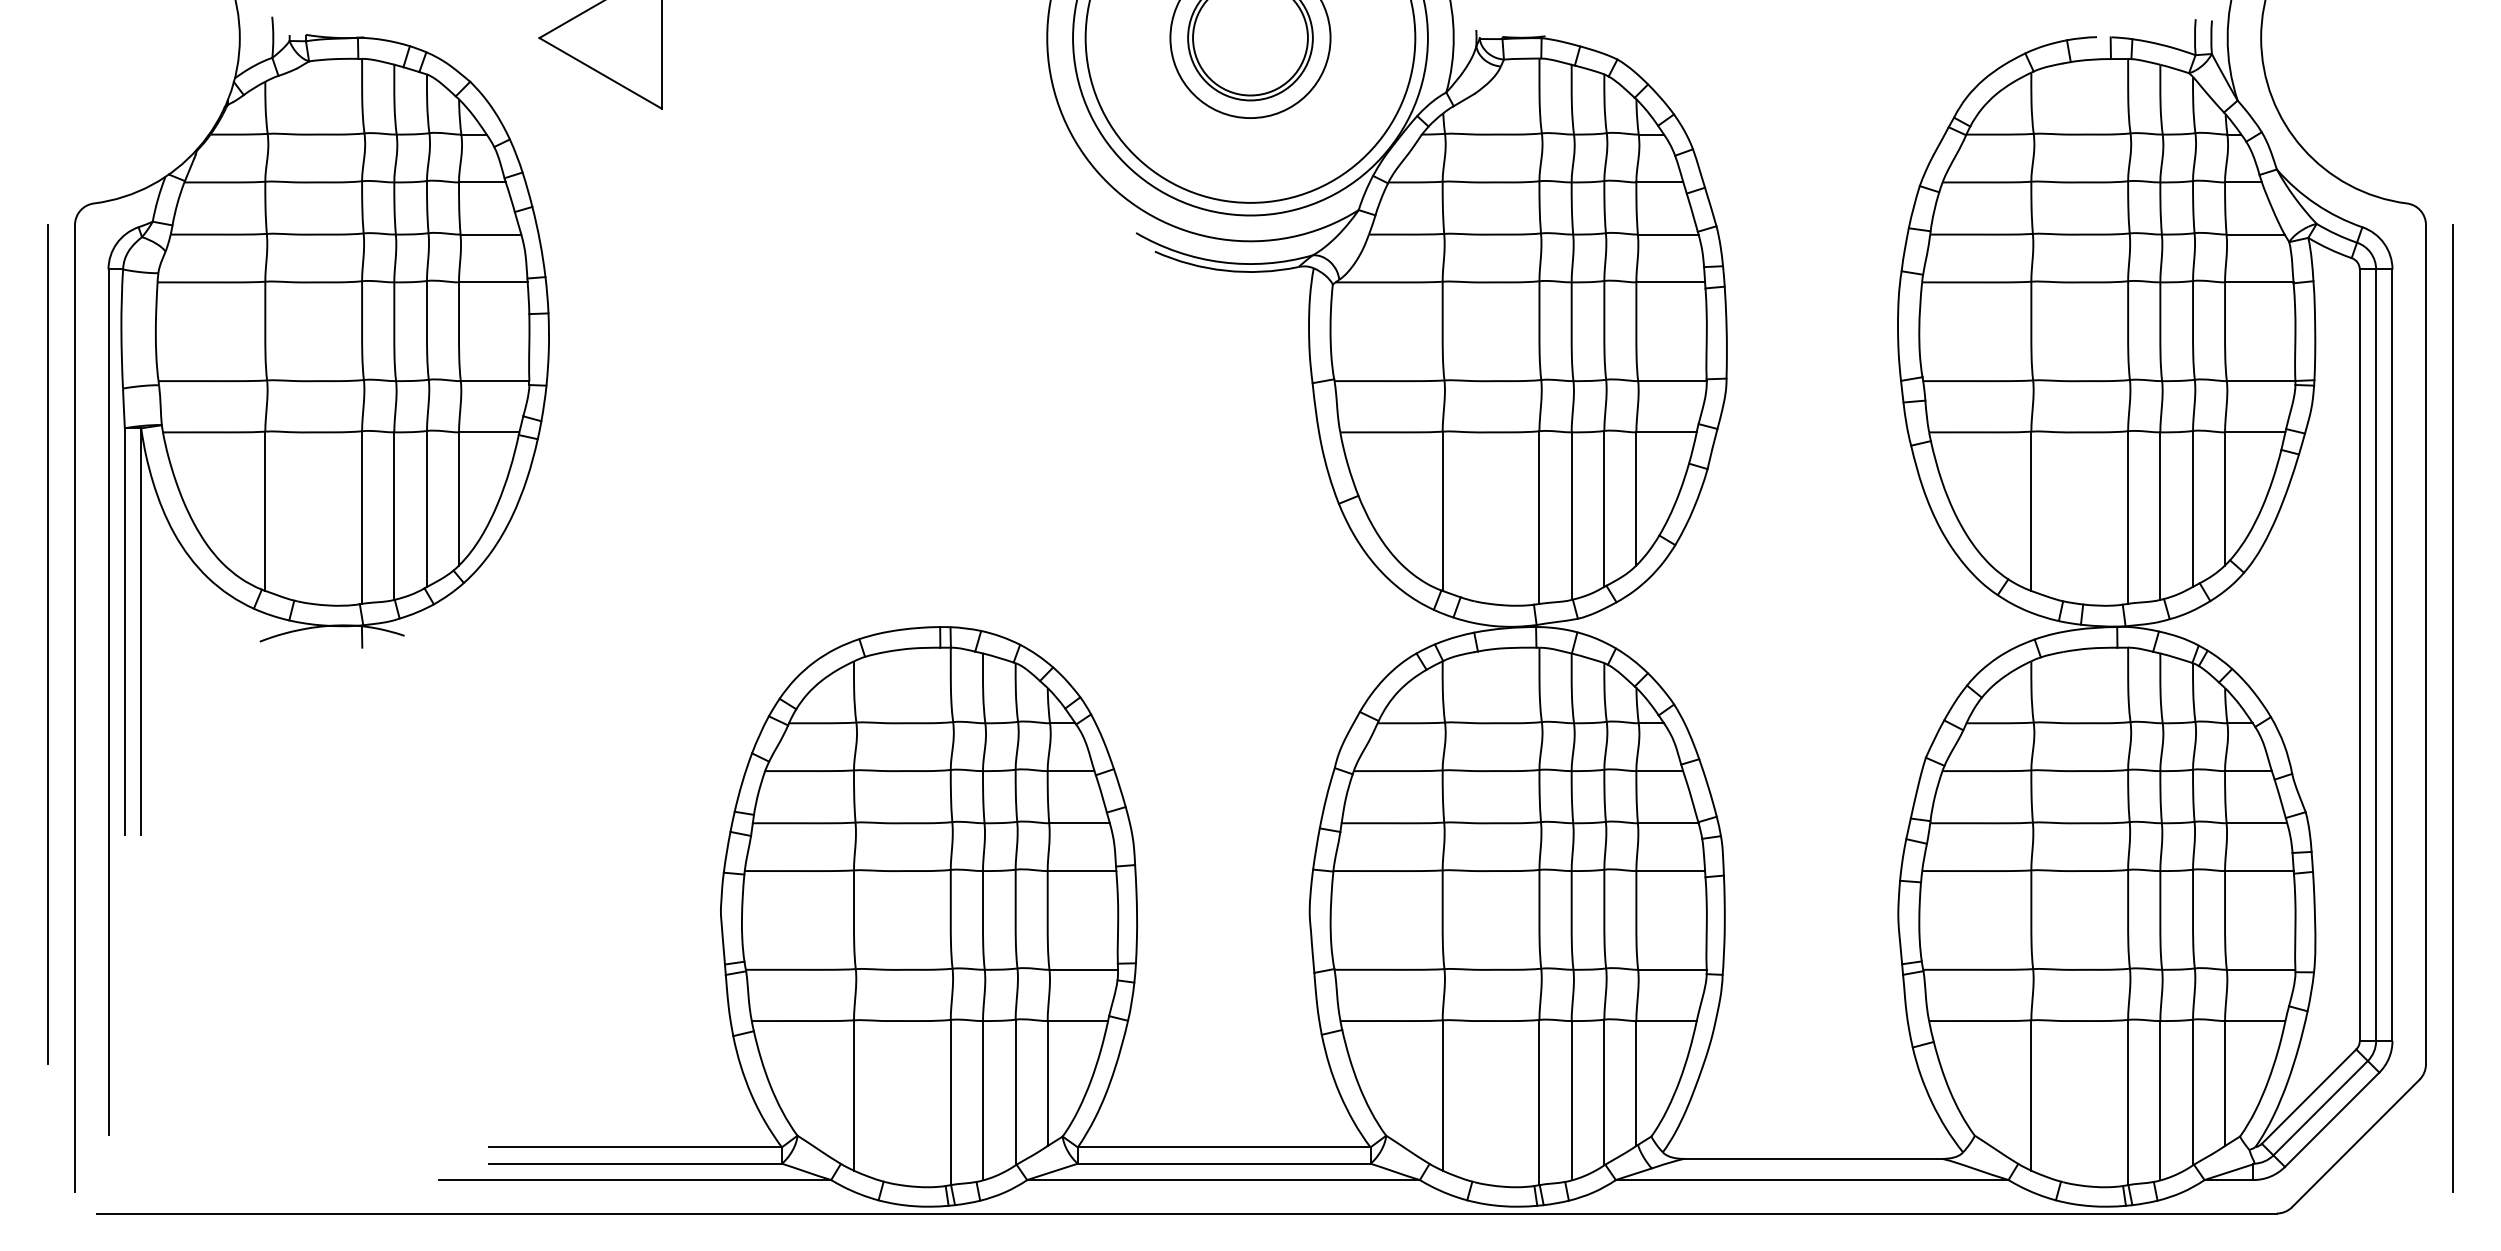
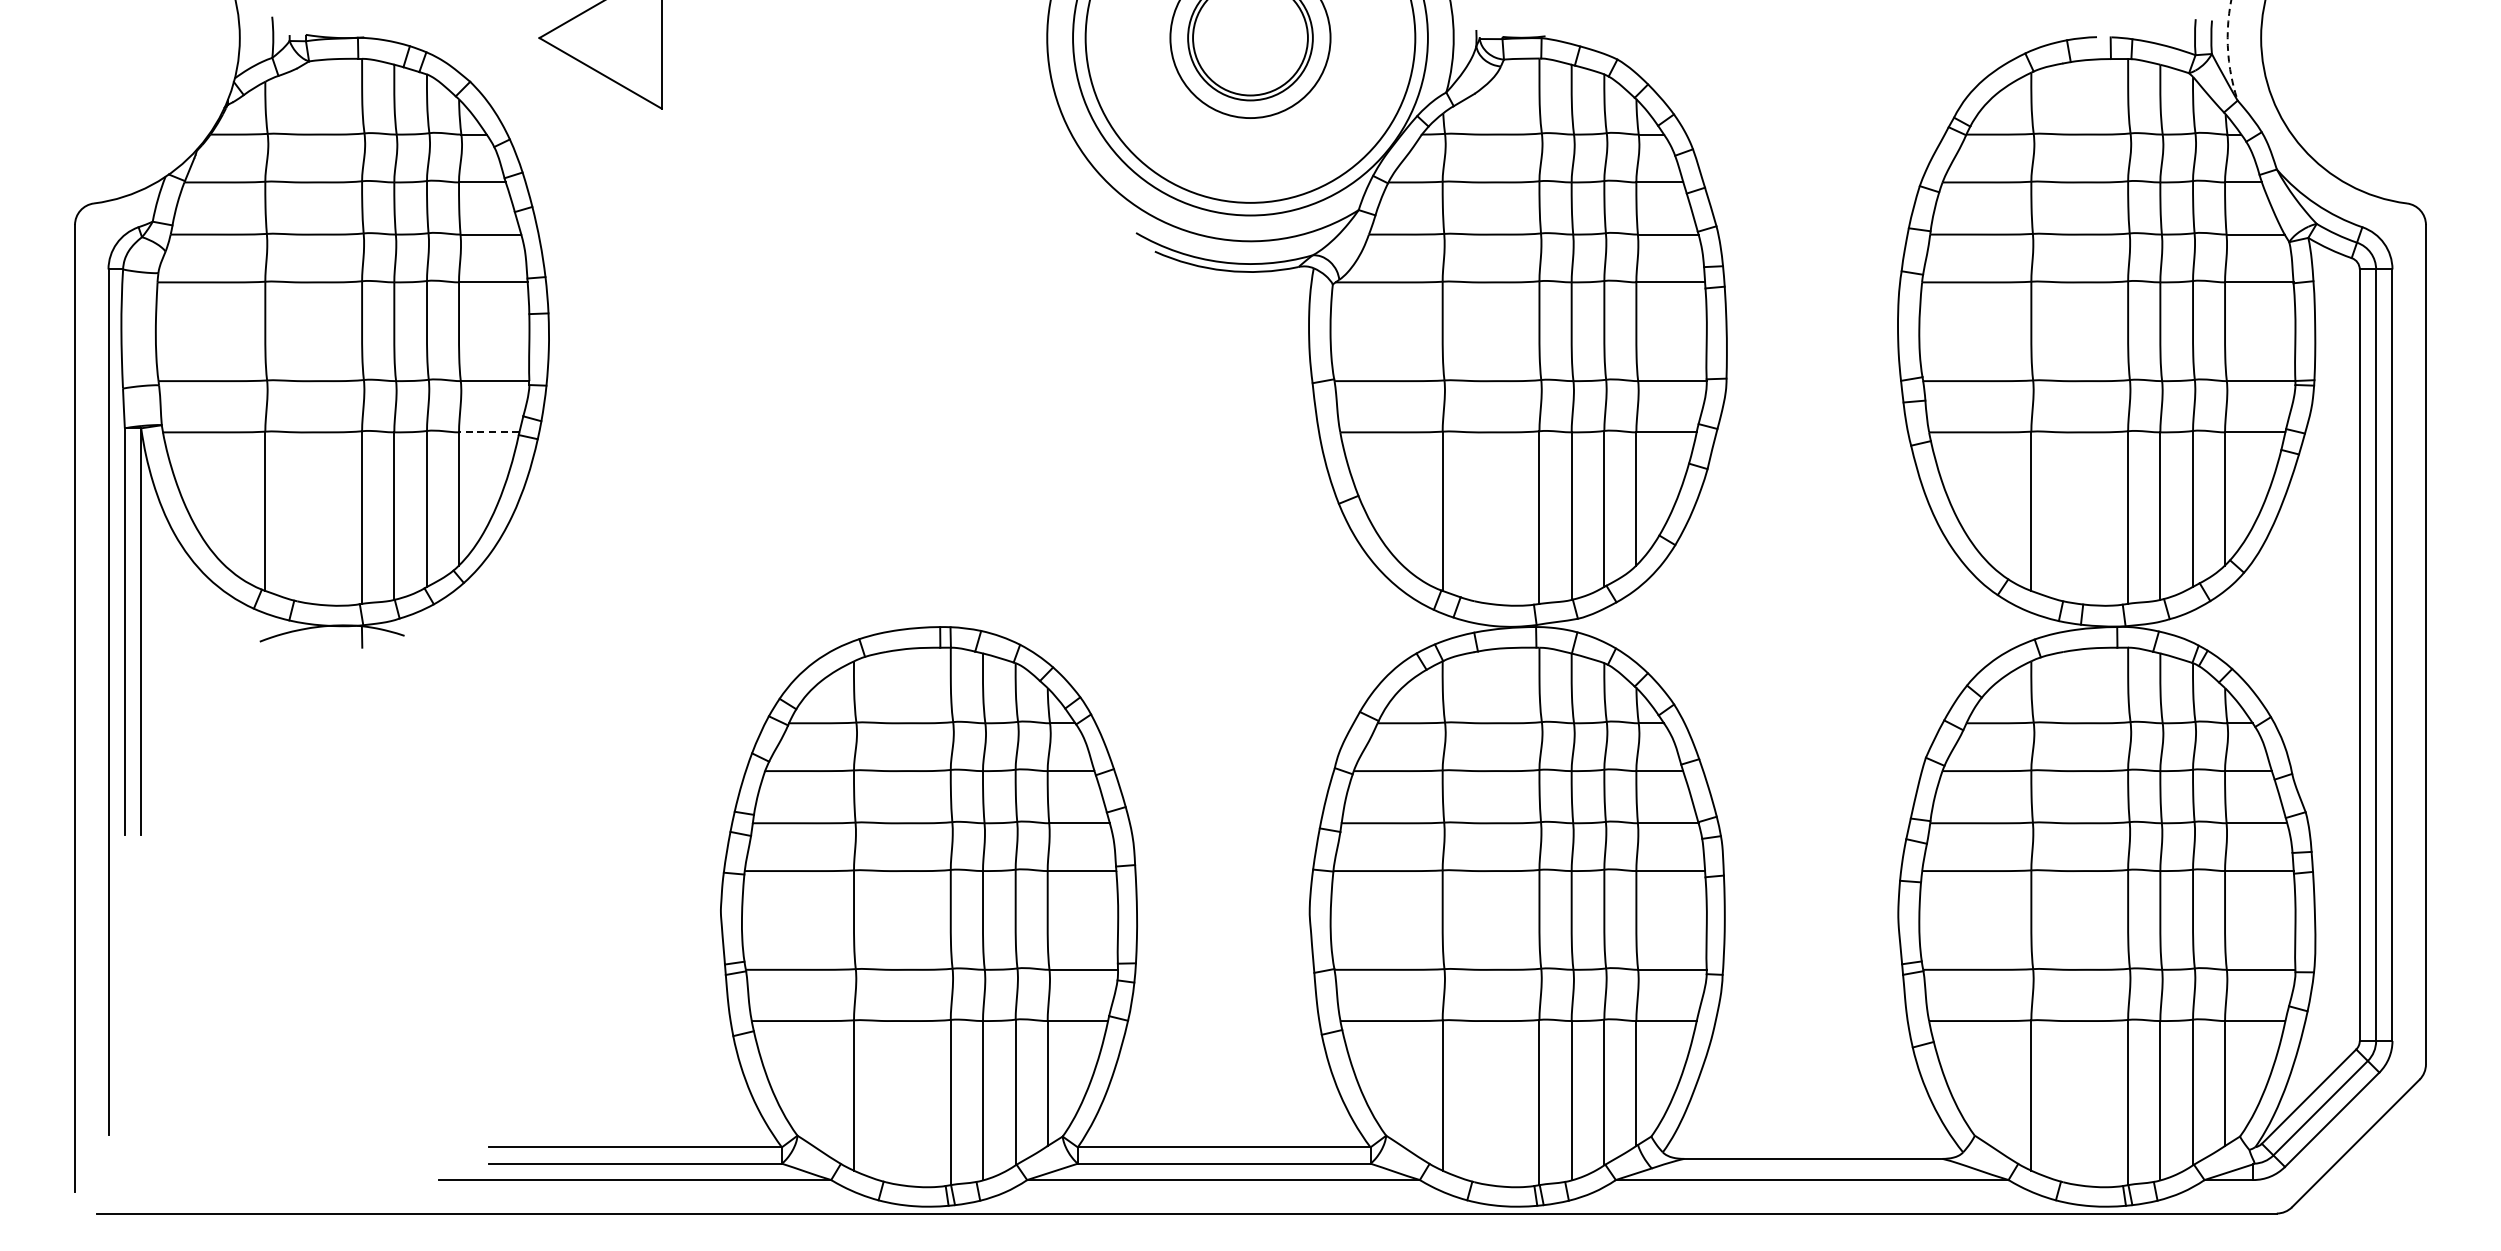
arc: solid -> dashed (2228, 52)
line: solid -> dashed (488, 432)
line: present -> none (47, 644)
line: present -> none (2453, 707)
